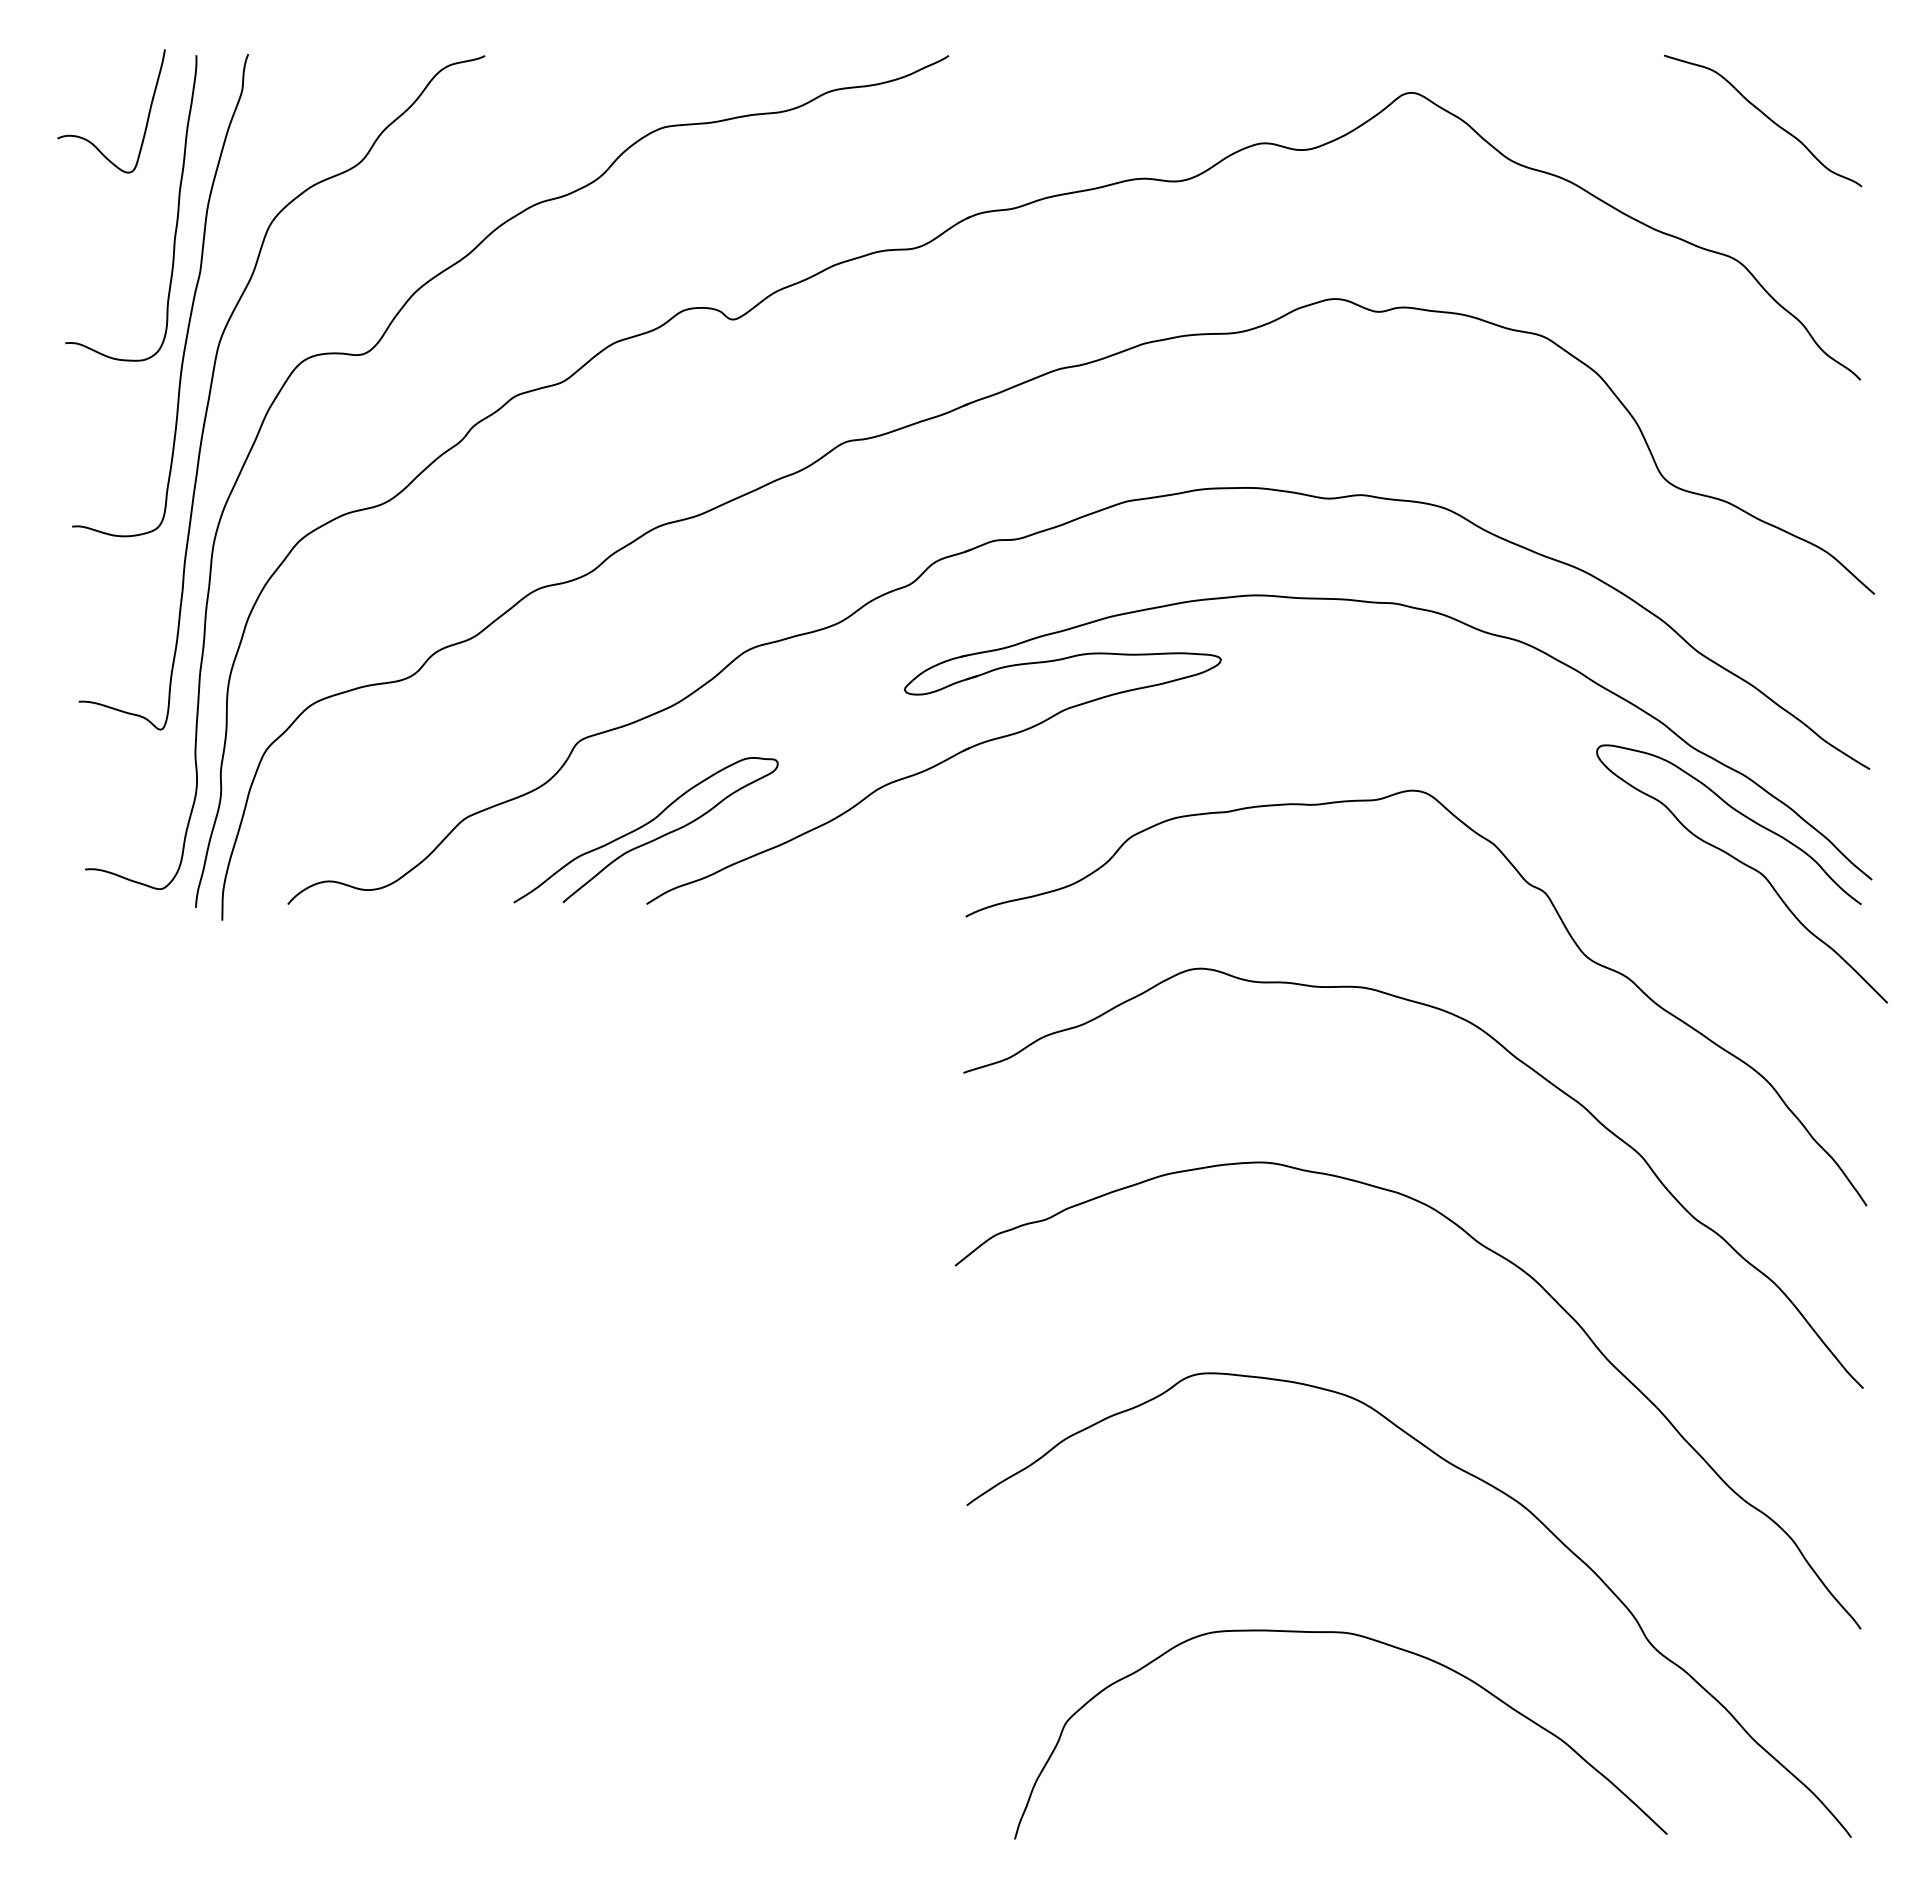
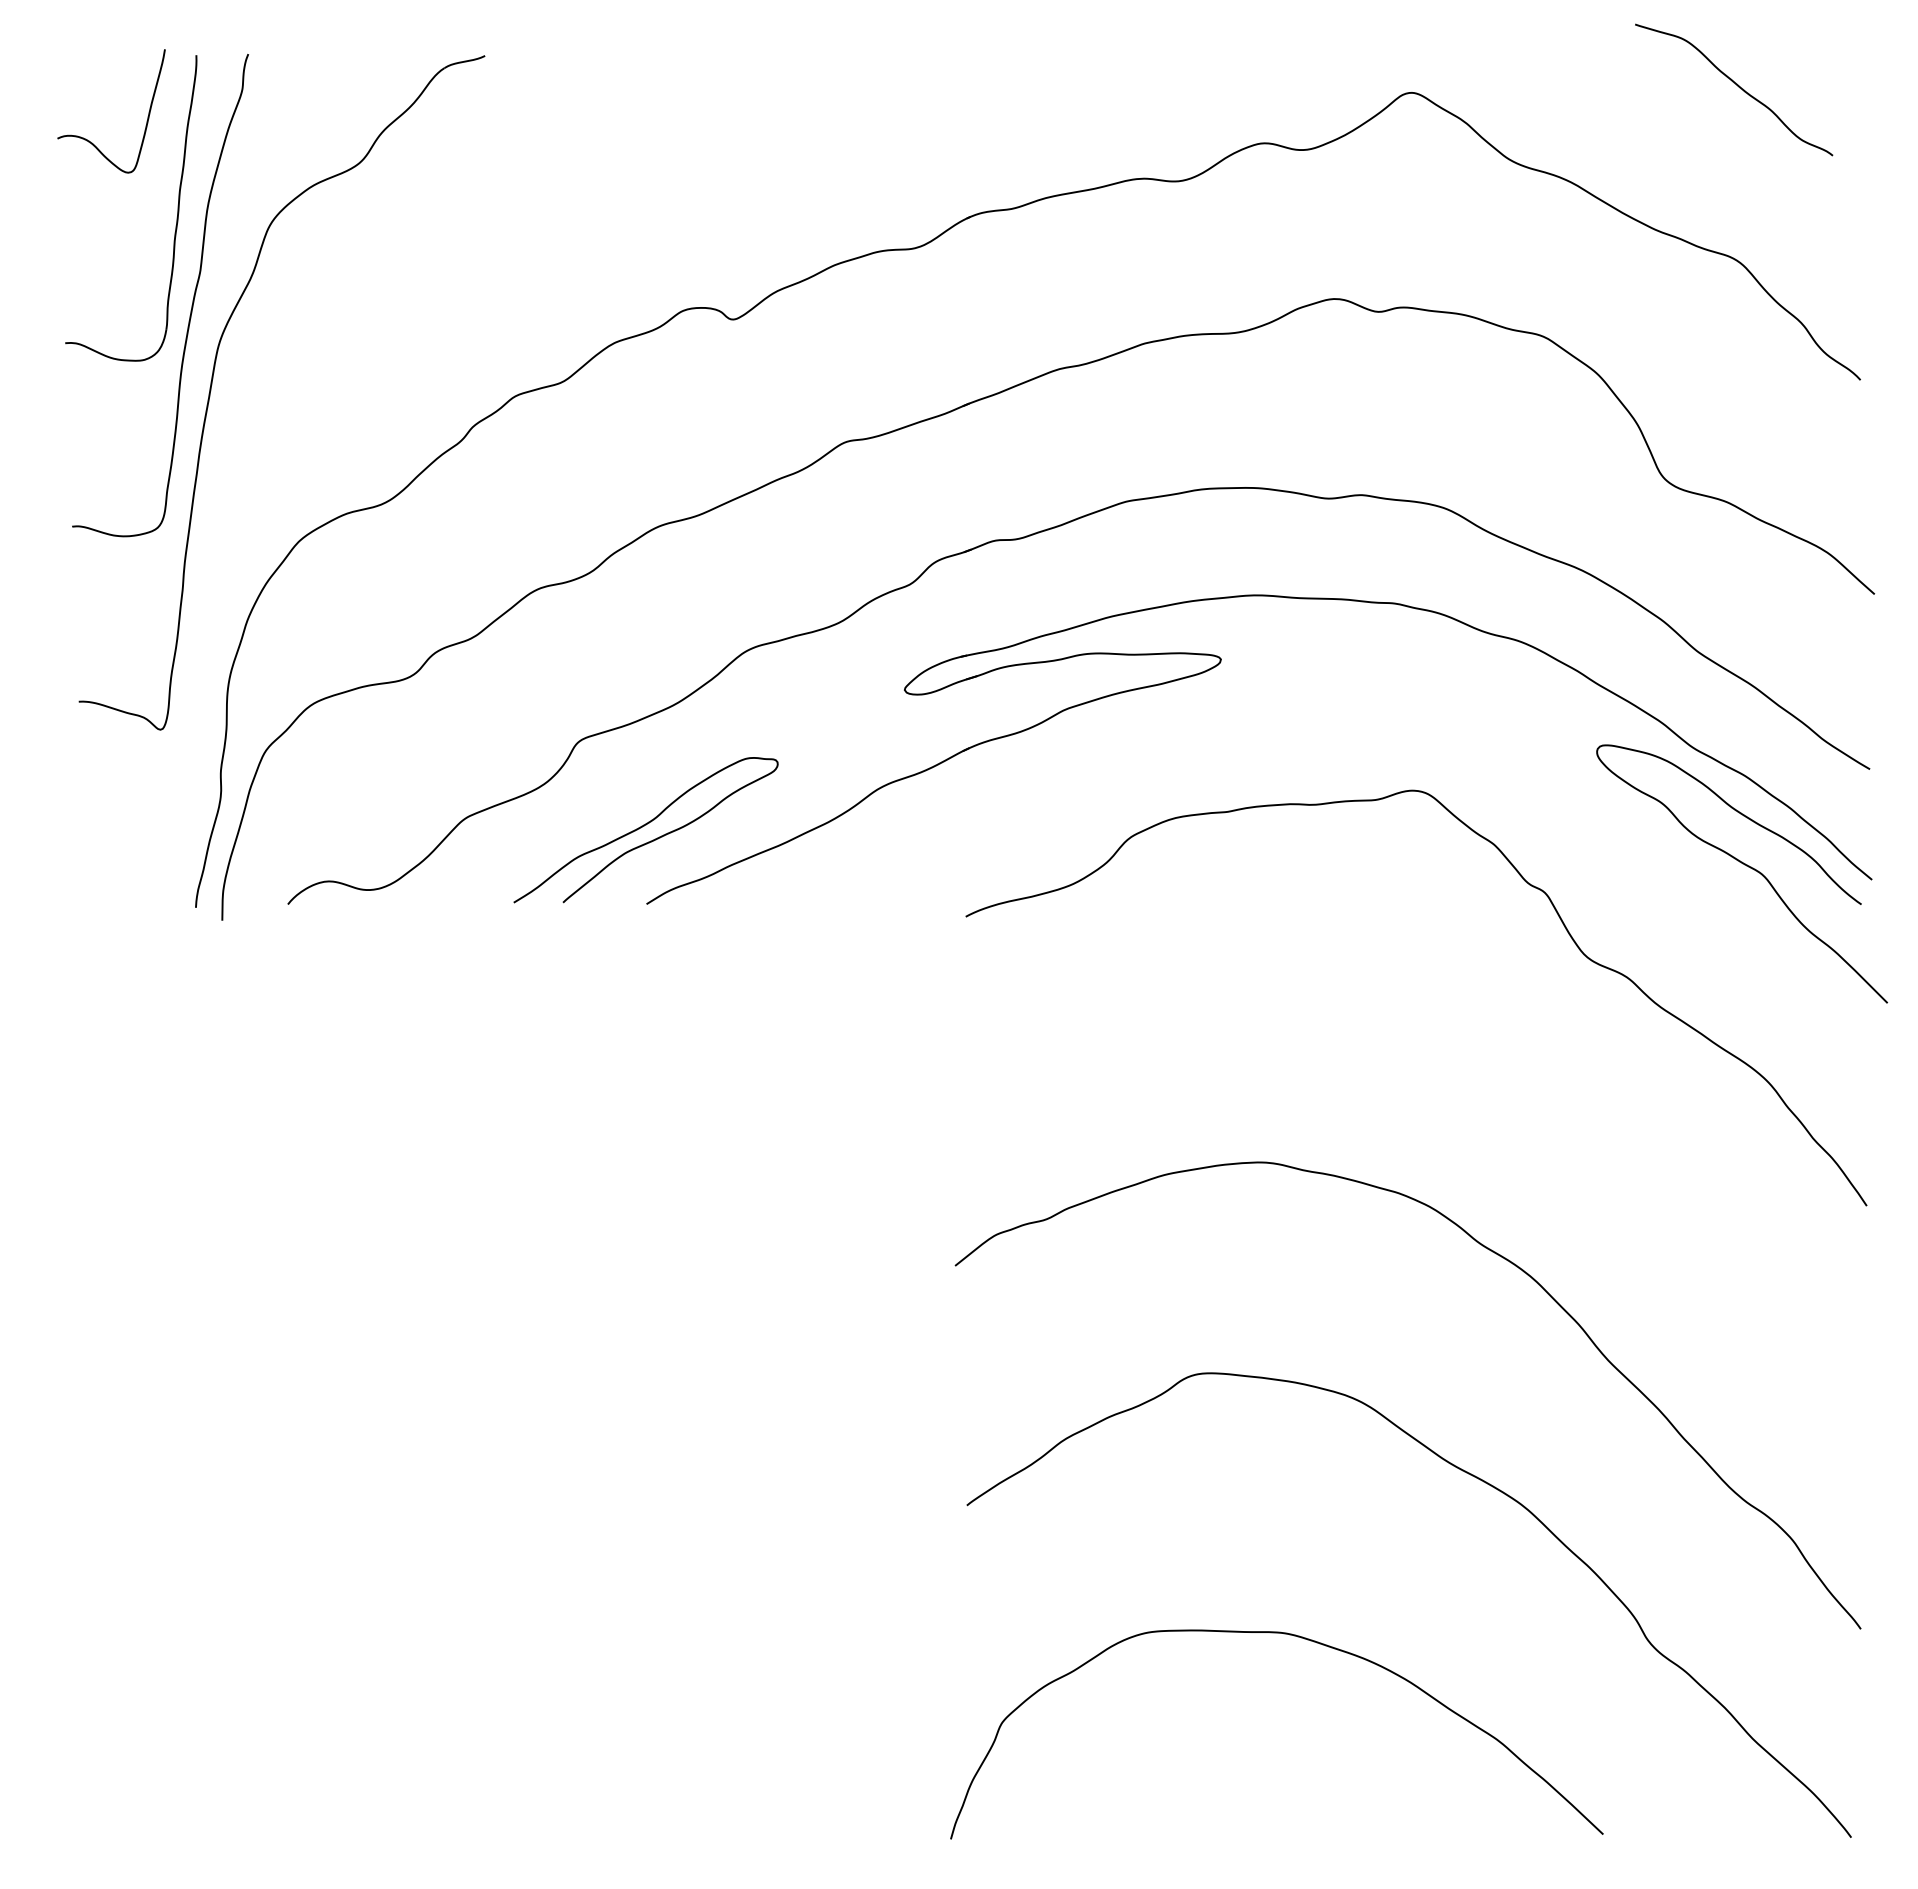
curve position: (1766, 117) -> (1737, 86) (1737, 86)
curve: present -> none (375, 347)
curve: present -> none (1512, 1056)
curve position: (1371, 1640) -> (1307, 1640) (1307, 1640)
